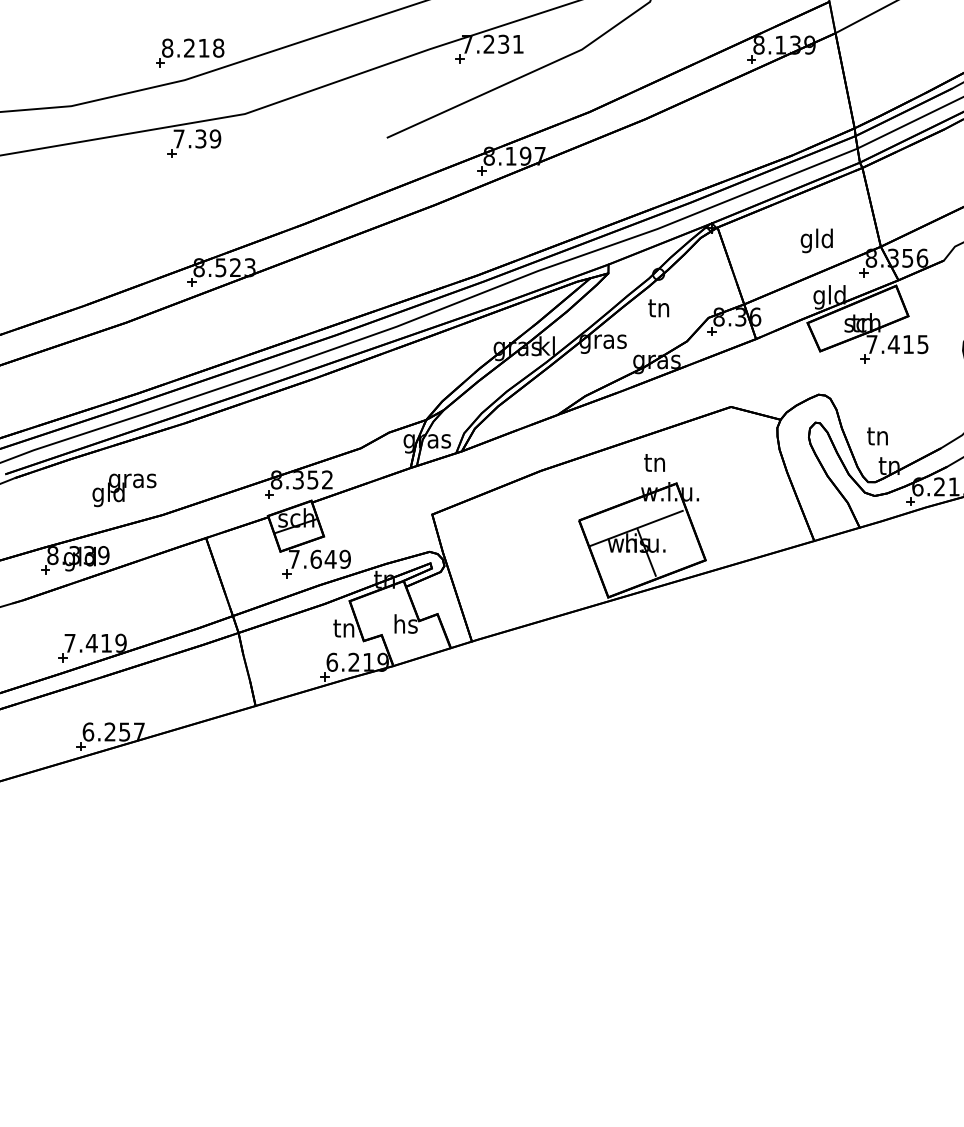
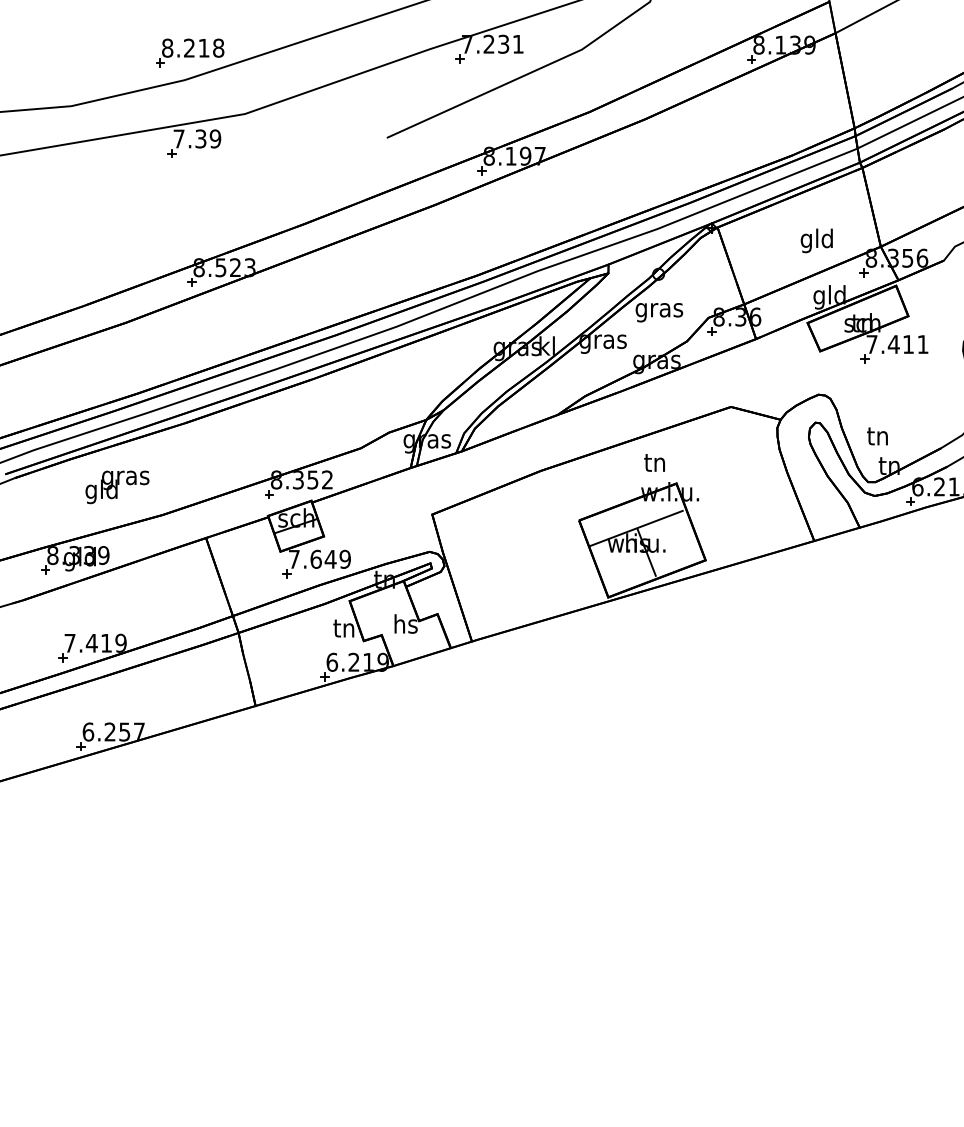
text: tn -> gras (659, 310)
text: 7.415 -> 7.411 (922, 344)
text position: (124, 490) -> (117, 487) (117, 487)
